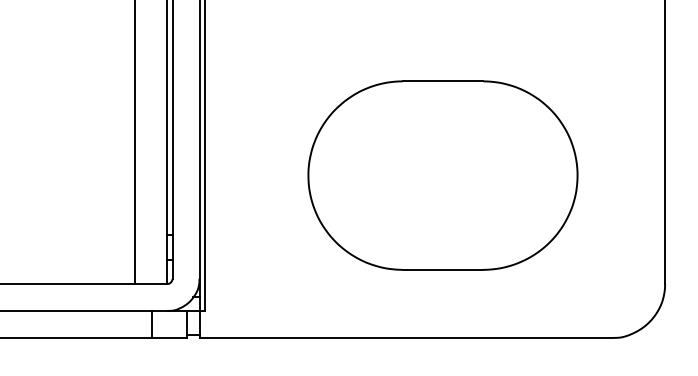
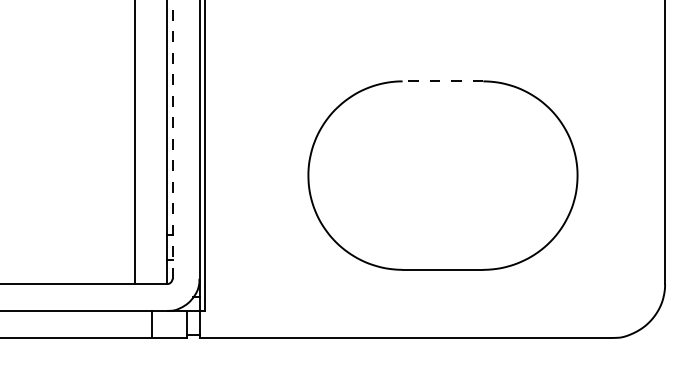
line: solid -> dashed (442, 81)
line: solid -> dashed (172, 139)
